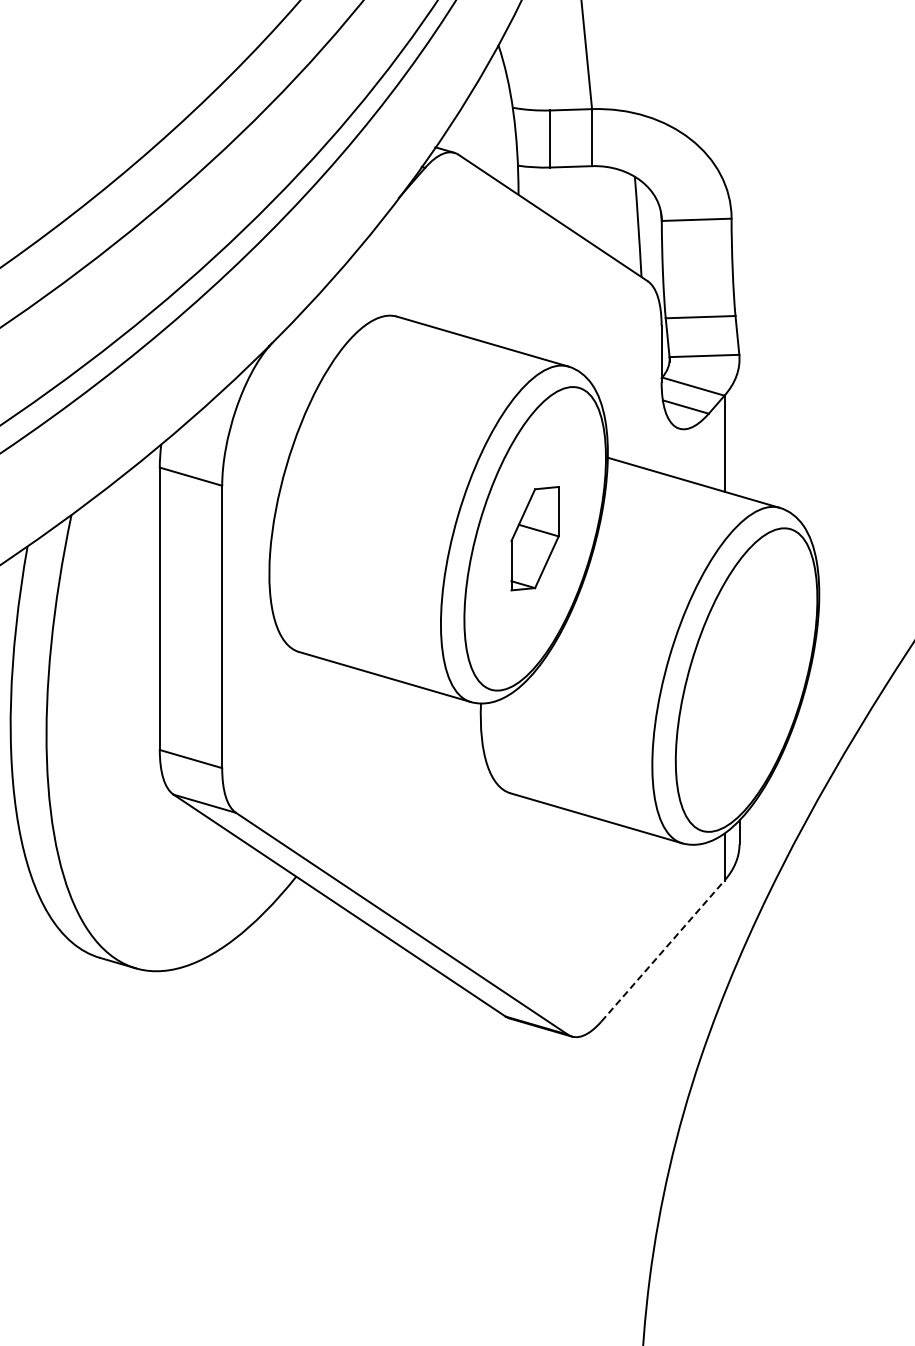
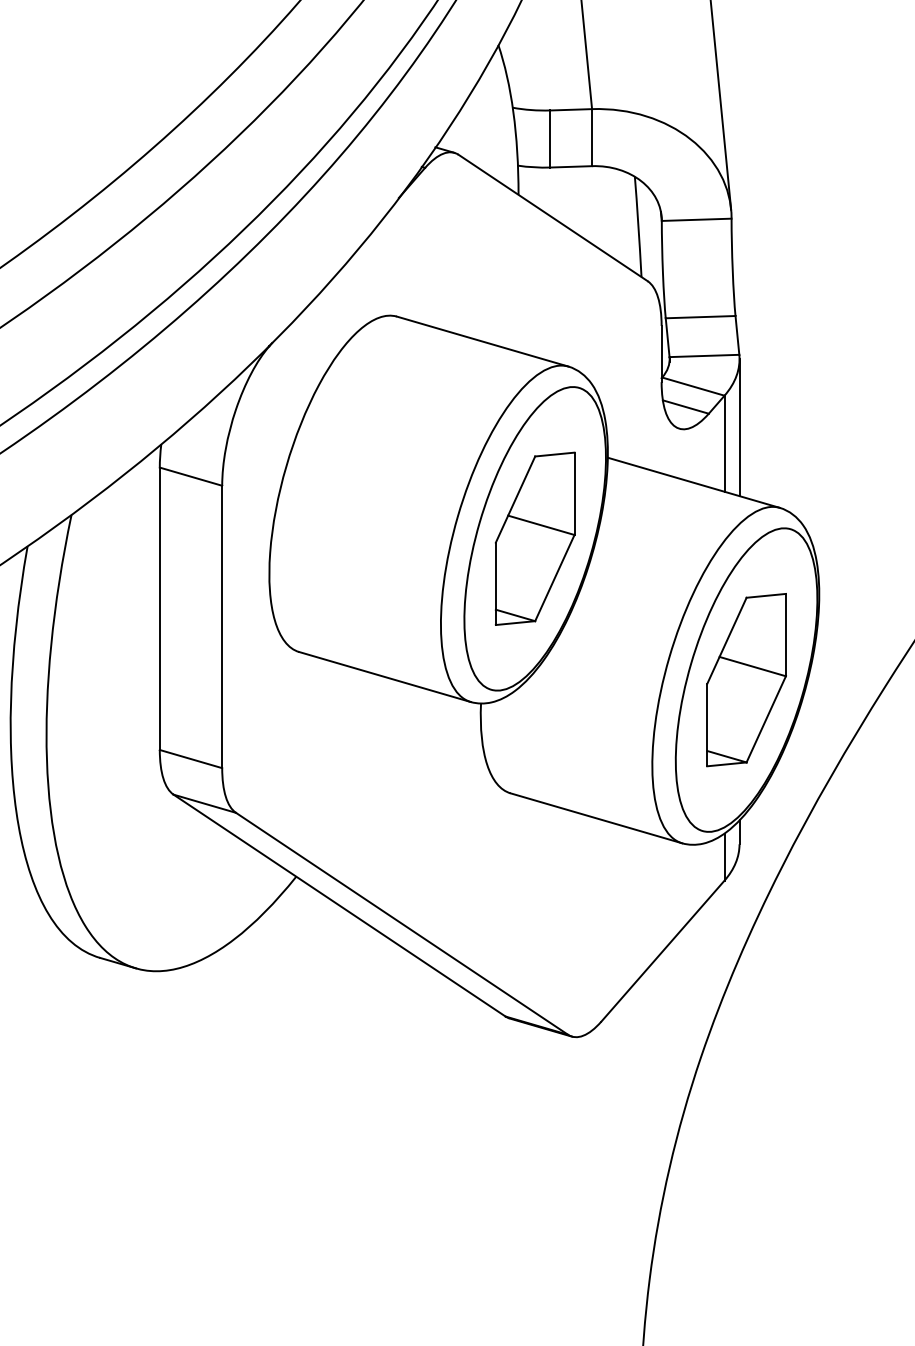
line: none -> present (720, 105)
line: none -> present (739, 427)
part size: 50x106 px -> 82x175 px (534, 538)
part: none -> present (746, 680)
line: dashed -> solid (662, 951)
